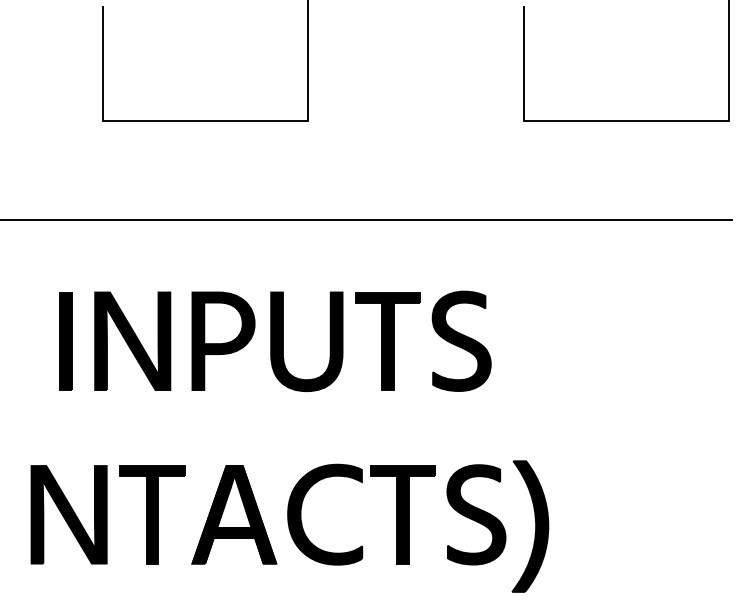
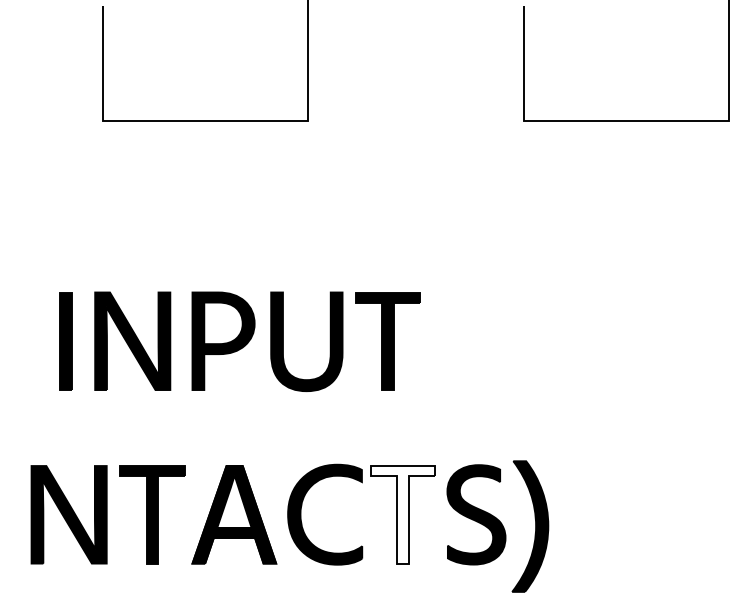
line: present -> none (367, 219)
part: present -> none (461, 340)
fill: present -> none (402, 514)
